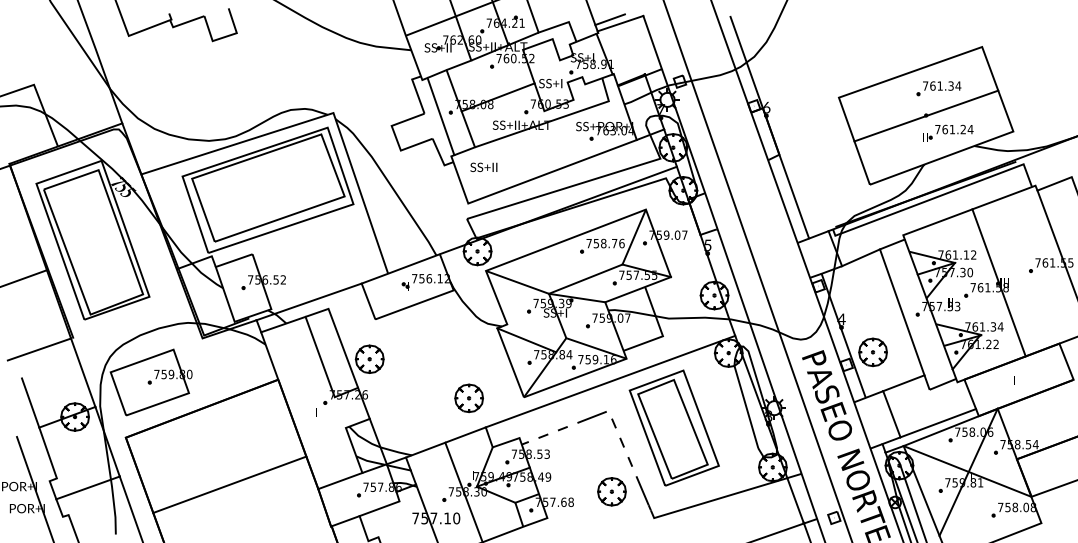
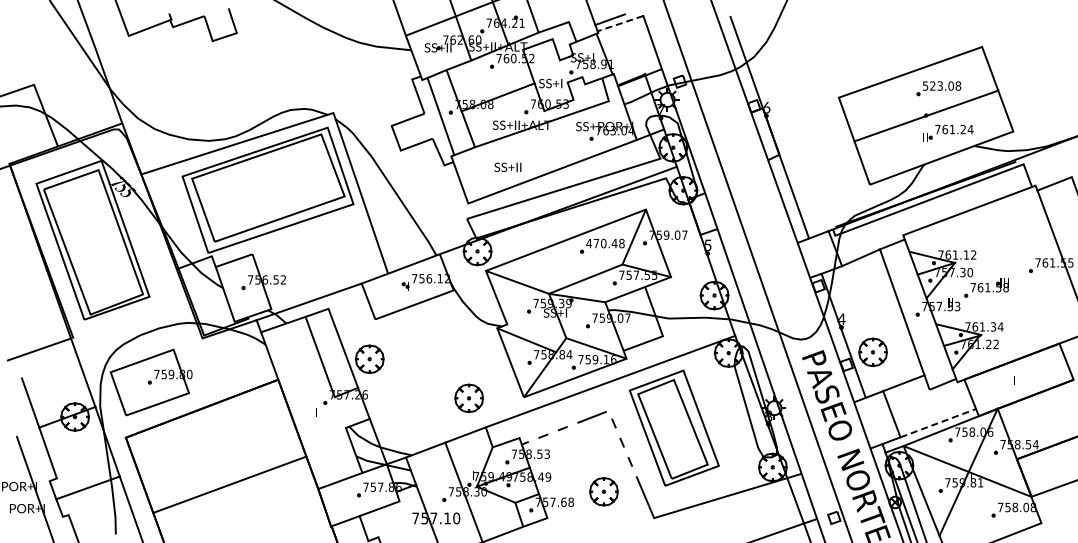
line: solid -> dashed (620, 23)
text: 761.34 -> 523.08 (941, 85)
text position: (483, 167) -> (507, 167) (507, 167)
text: 758.76 -> 470.48 (605, 243)
line: present -> none (24, 278)
line: present -> none (998, 282)
line: solid -> dashed (938, 423)
part position: (611, 491) -> (603, 491) (603, 491)
